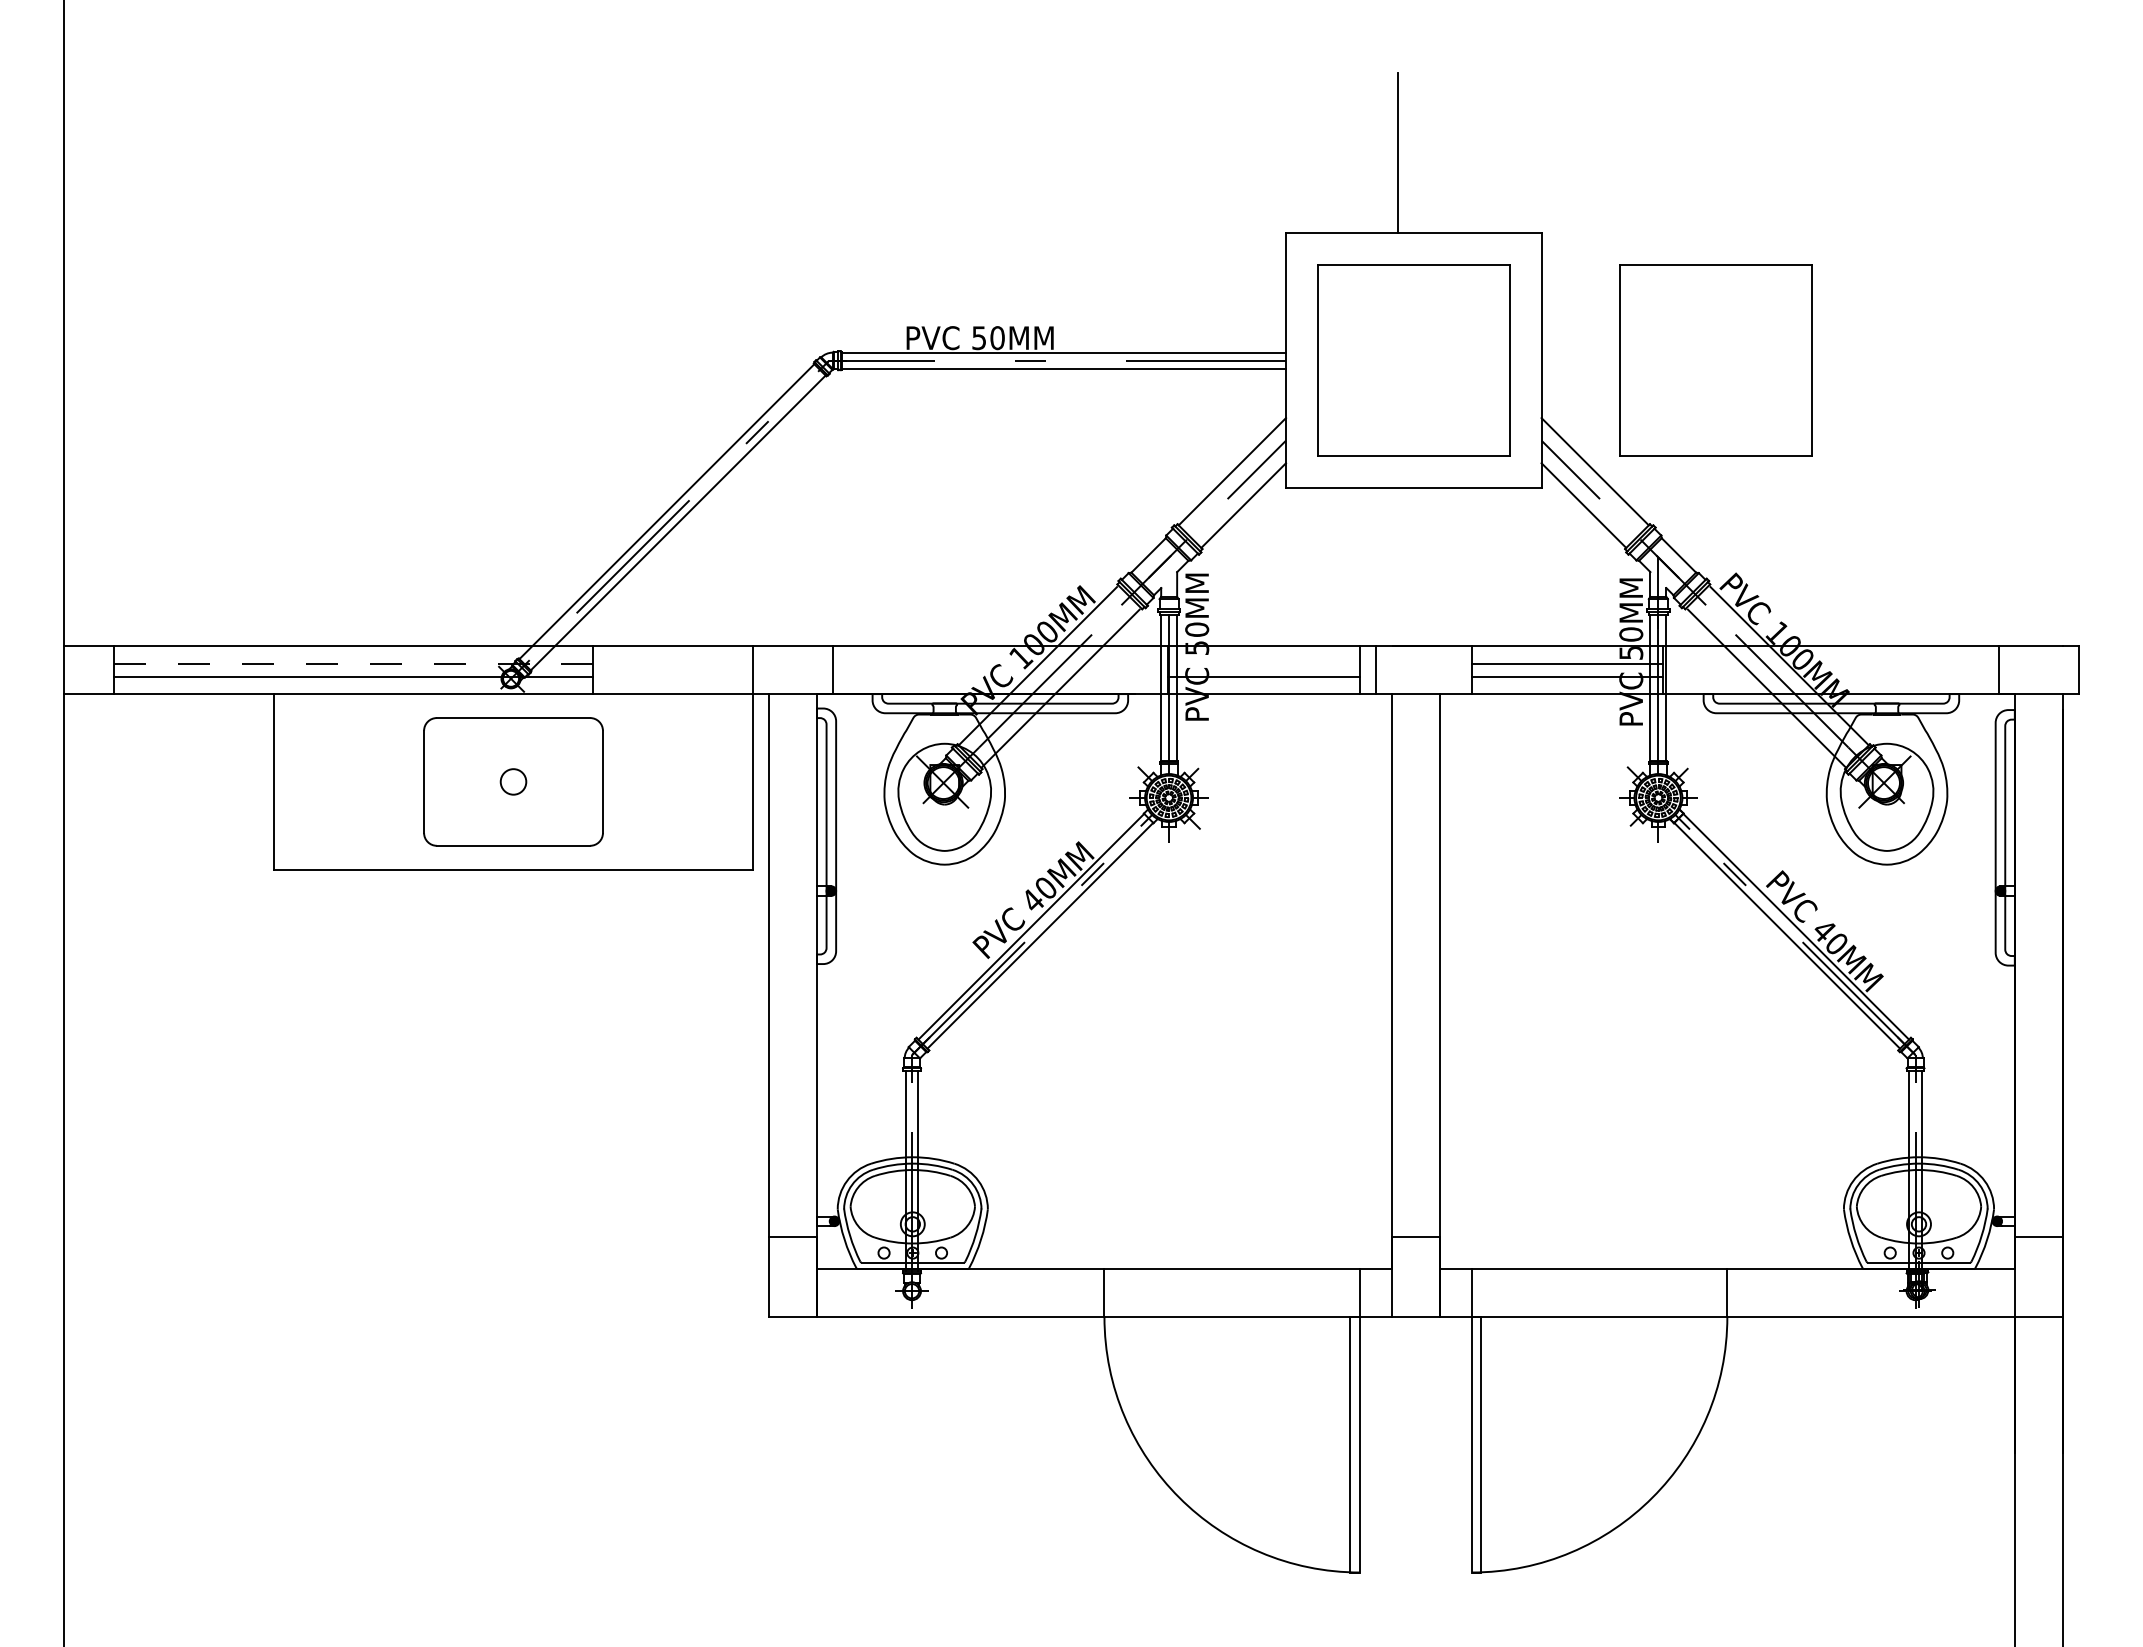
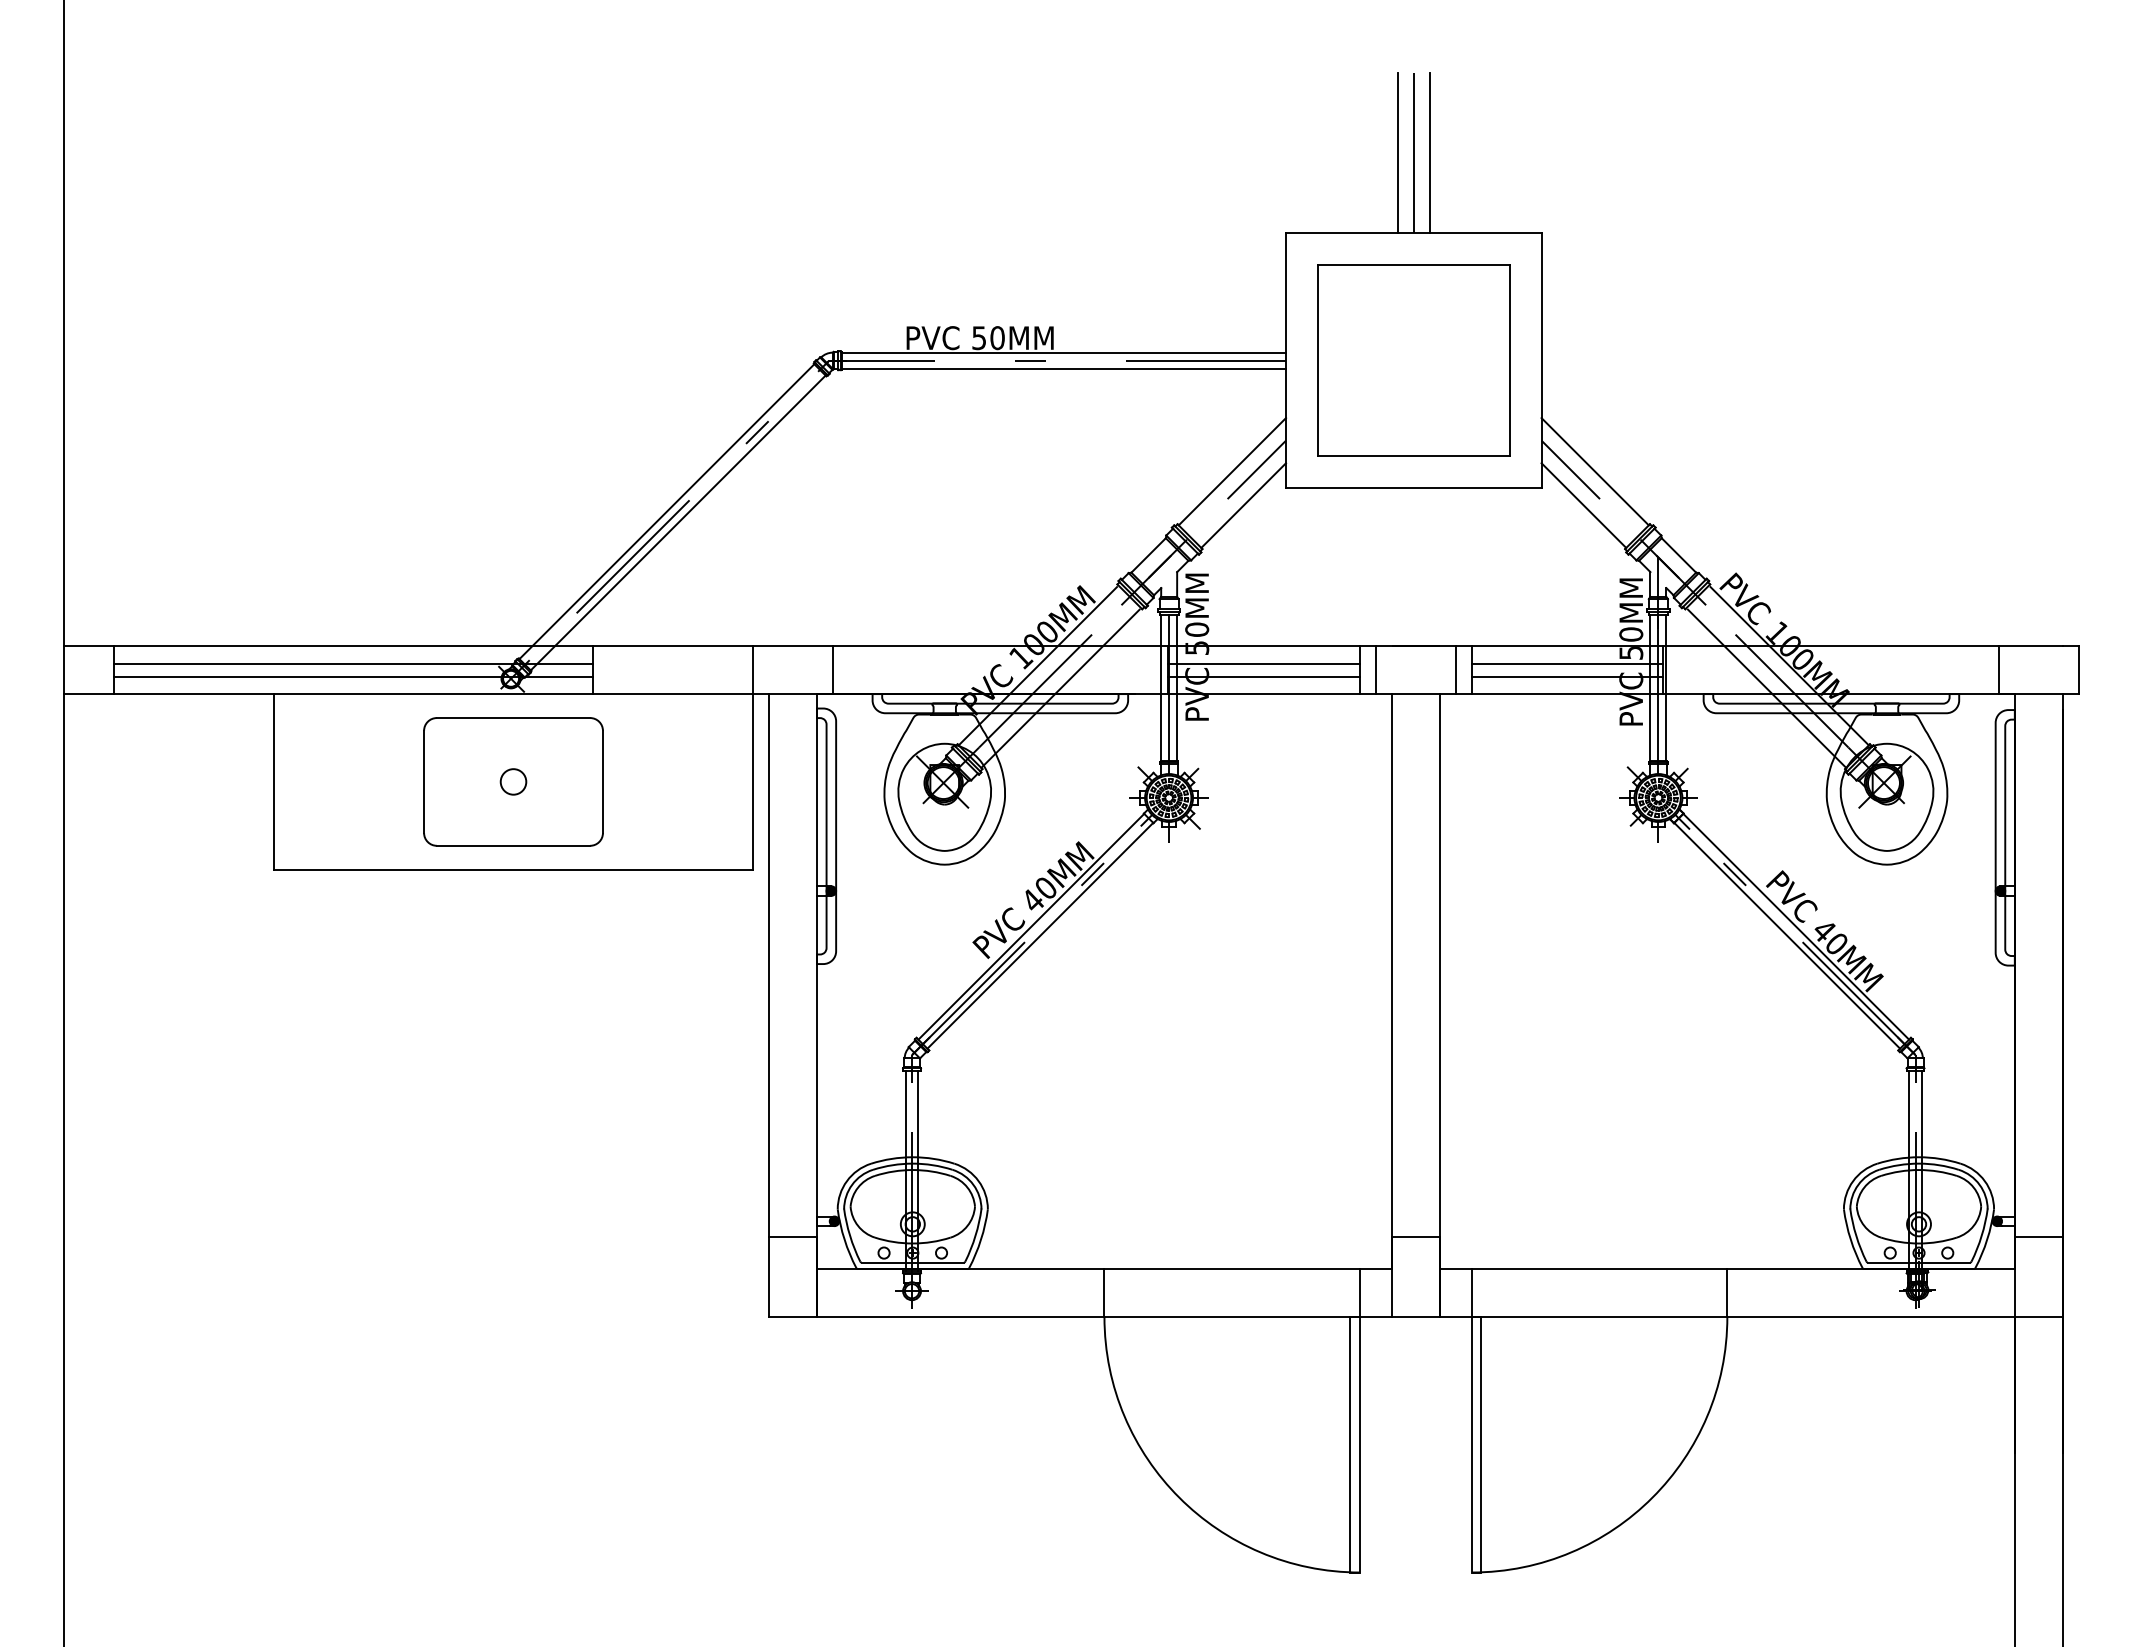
line: none -> present (1413, 152)
line: none -> present (1429, 152)
part: present -> none (1715, 360)
line: dashed -> solid (353, 663)
line: none -> present (1264, 663)
line: none -> present (1455, 670)
